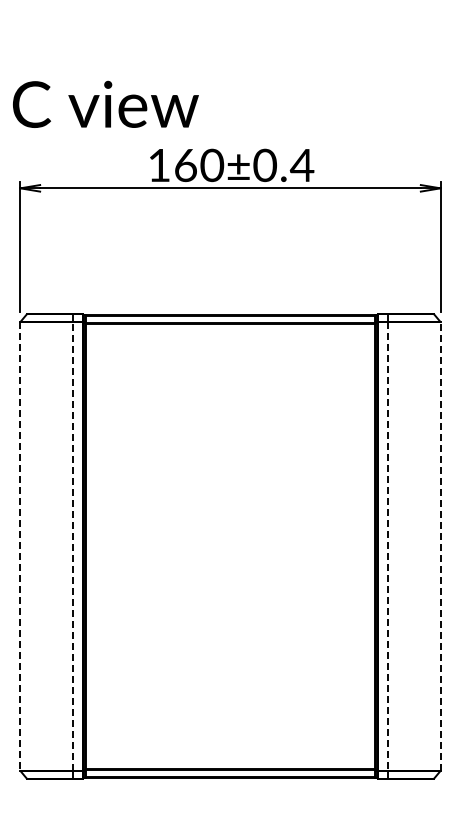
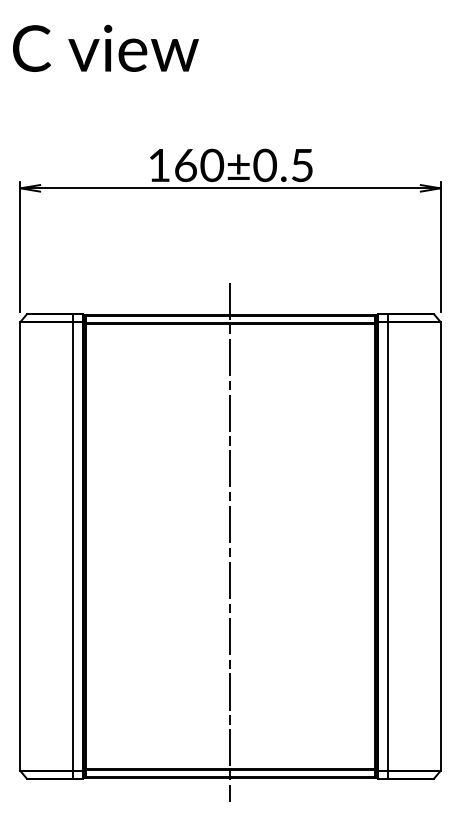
text position: (105, 103) -> (105, 47) (105, 47)
text: 160±0.4 -> 160±0.5 (301, 165)
line: none -> present (230, 542)
line: dashed -> solid (72, 545)
line: dashed -> solid (440, 545)
line: dashed -> solid (20, 546)
line: dashed -> solid (388, 546)
